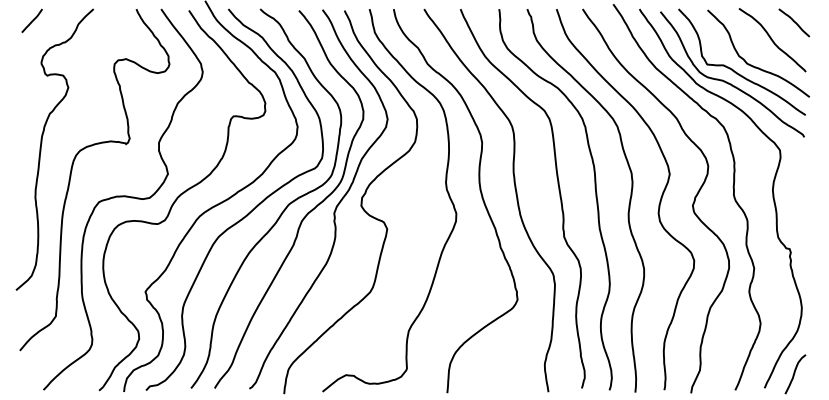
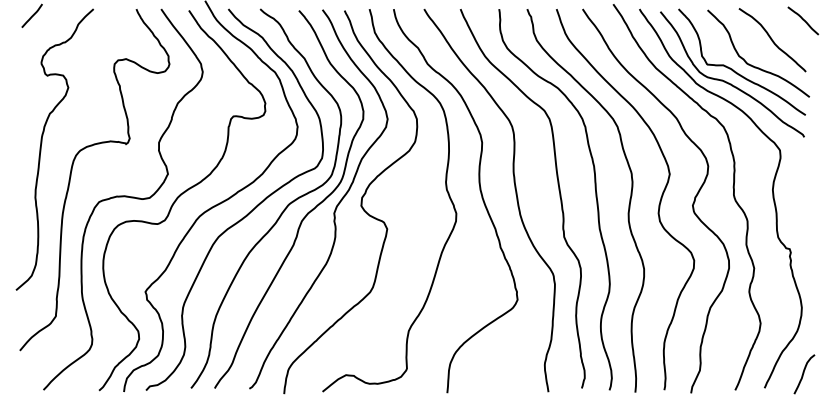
line position: (31, 20) -> (31, 15) (31, 15)
line position: (794, 22) -> (803, 20) (803, 20)
curve position: (795, 373) -> (804, 373) (804, 373)
